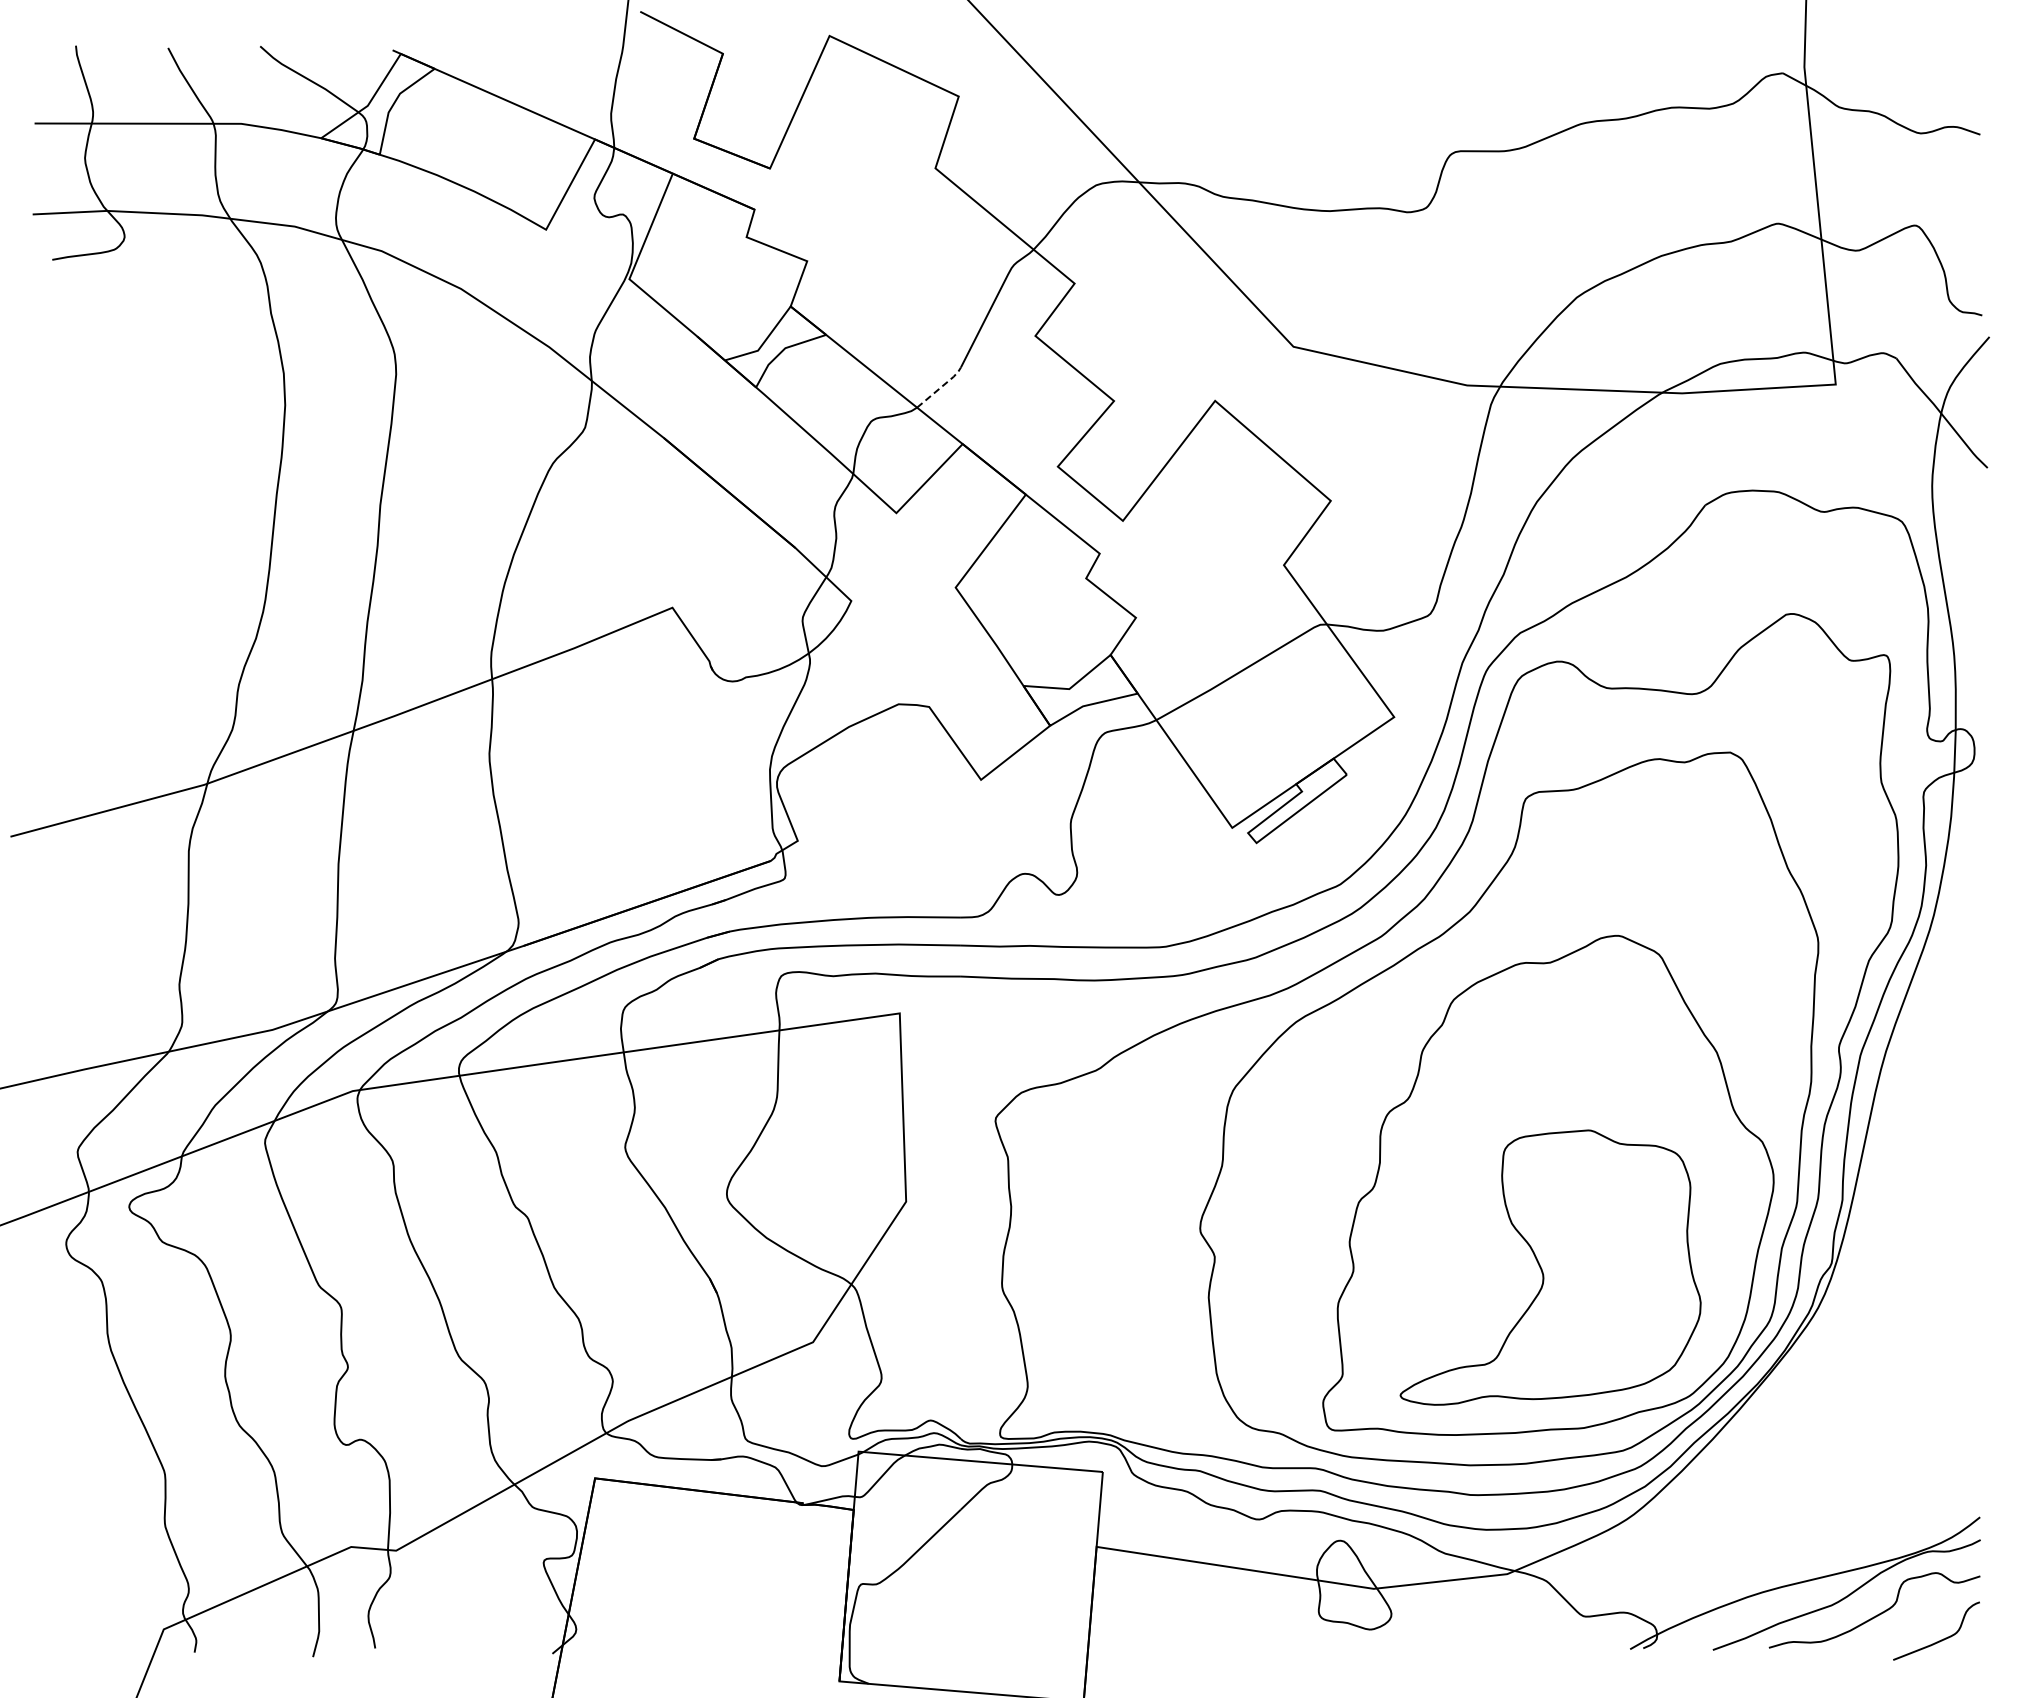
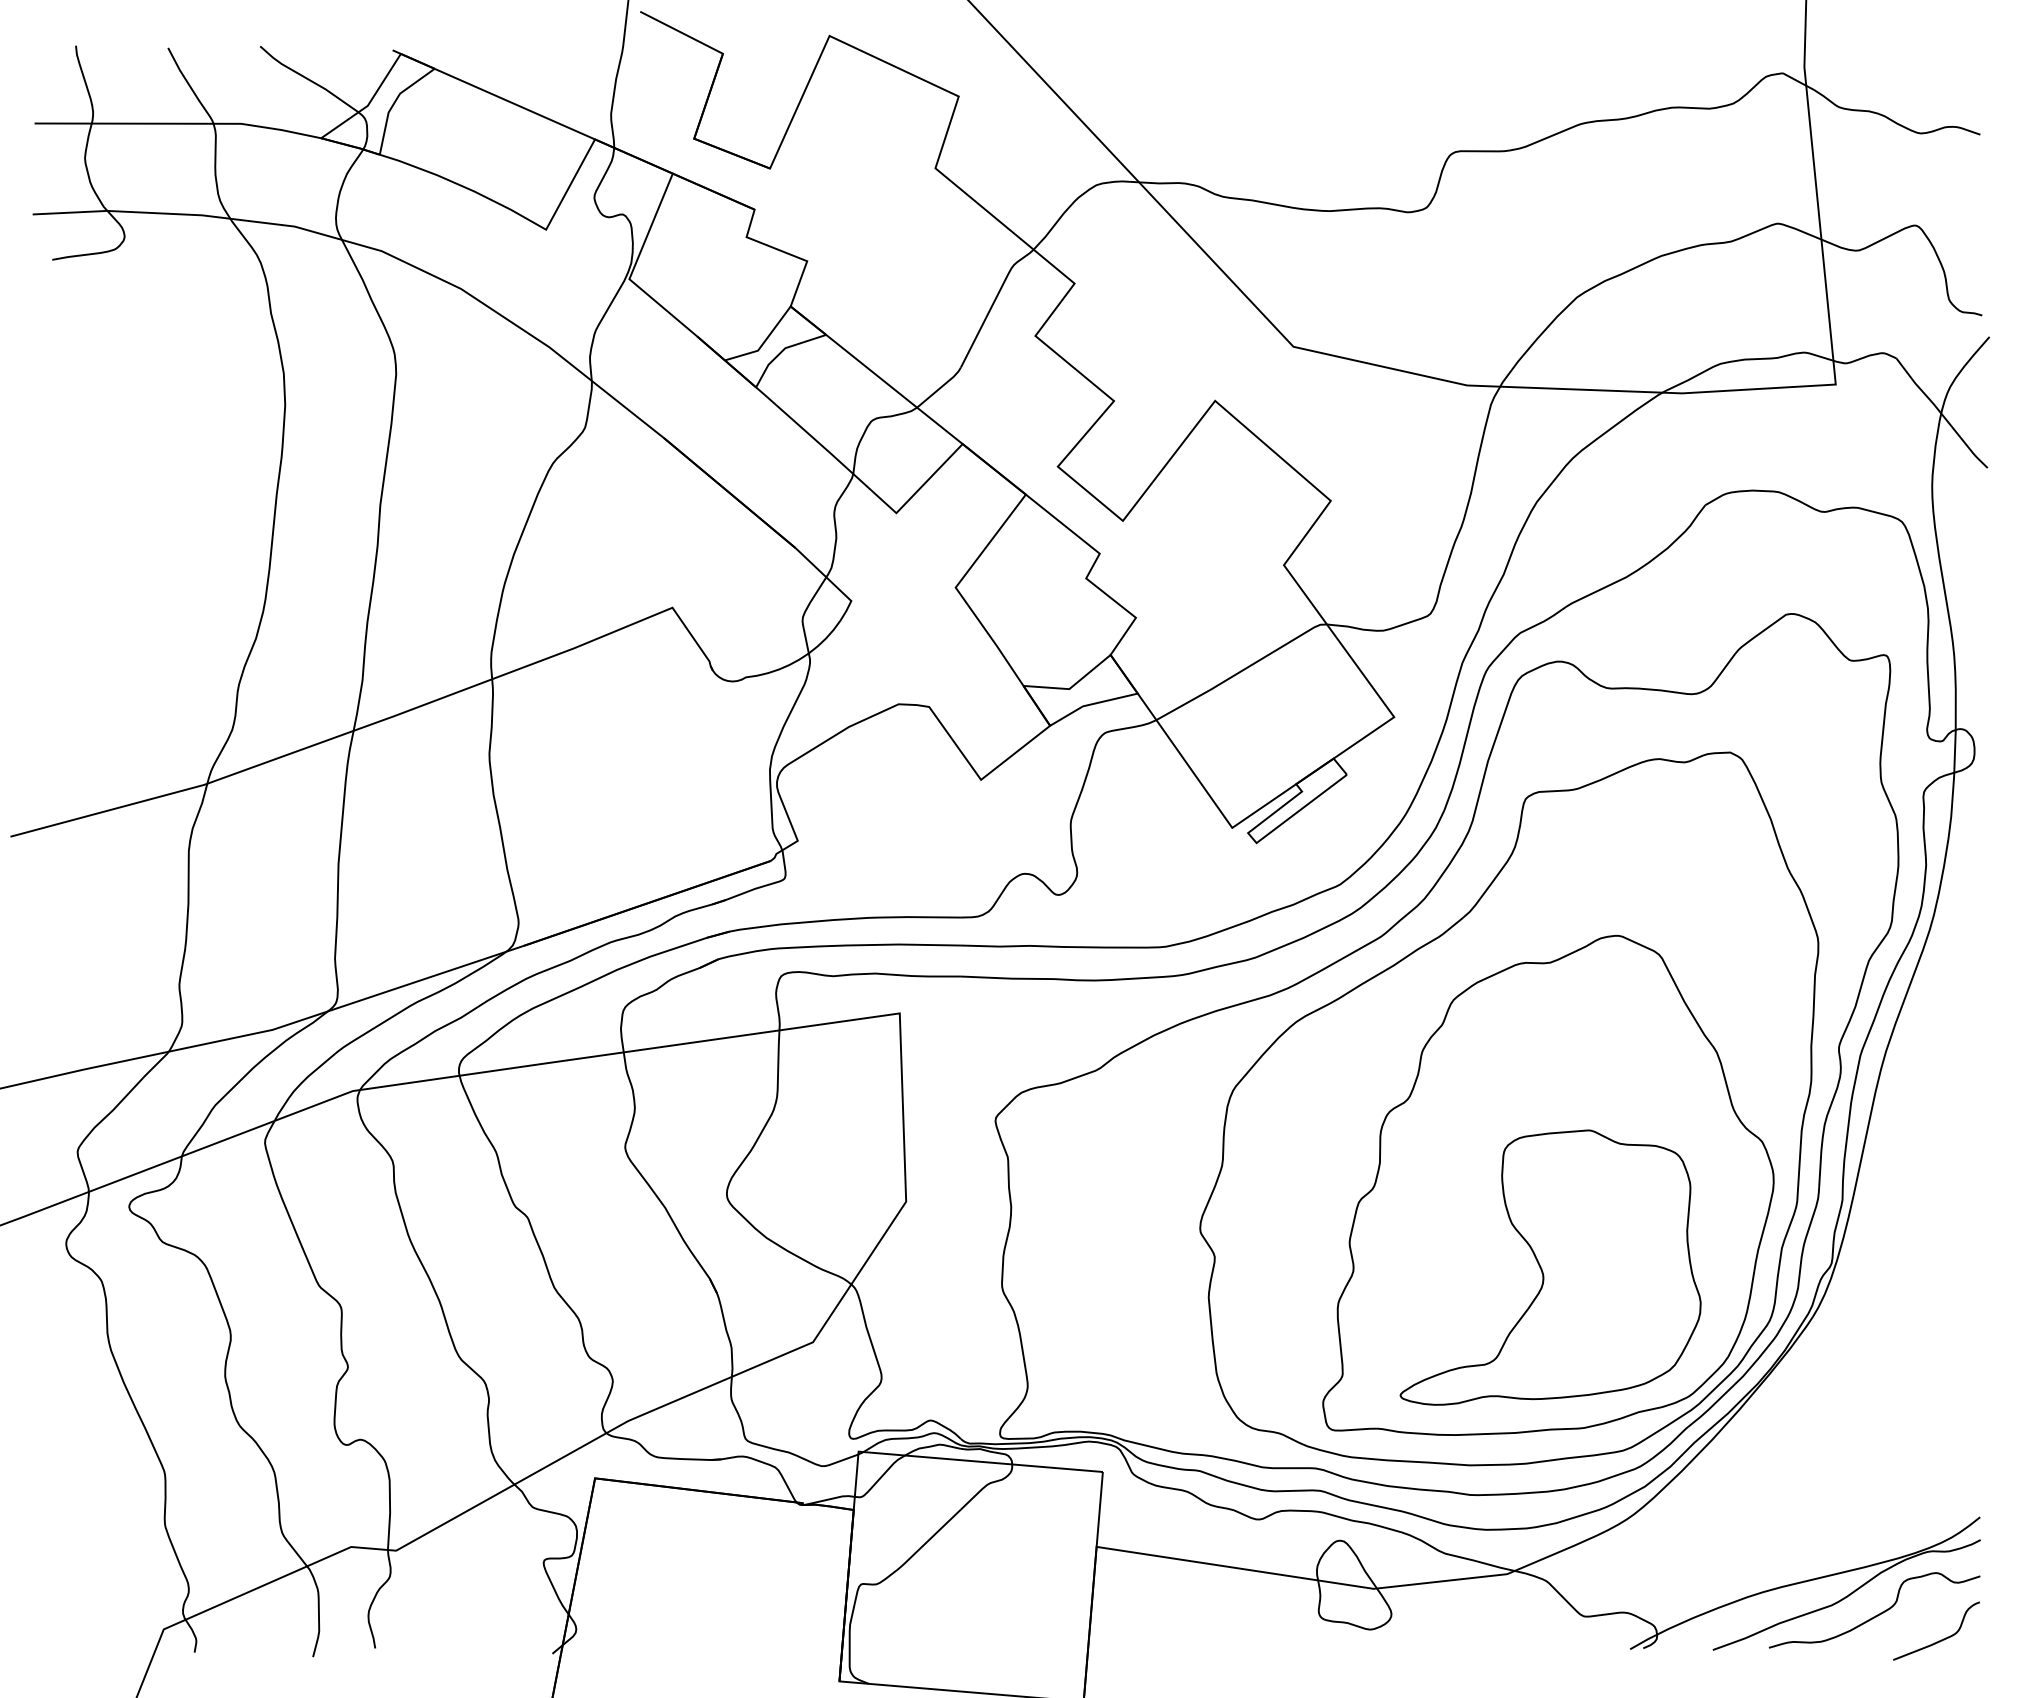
line: dashed -> solid (941, 387)
